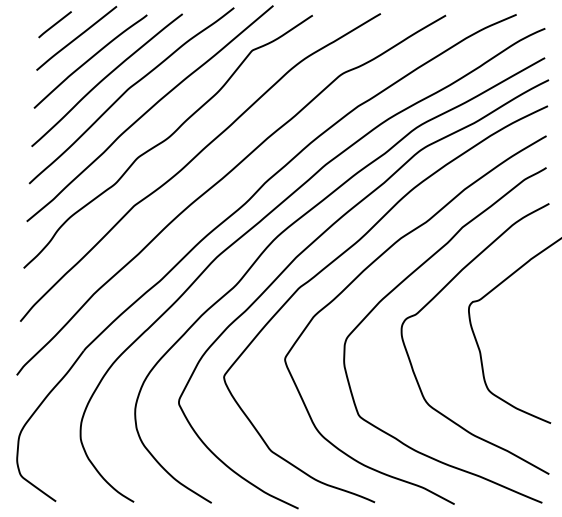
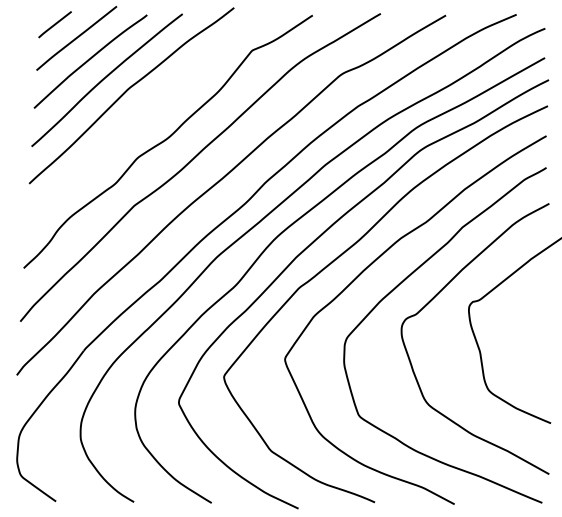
curve: present -> none (148, 111)
